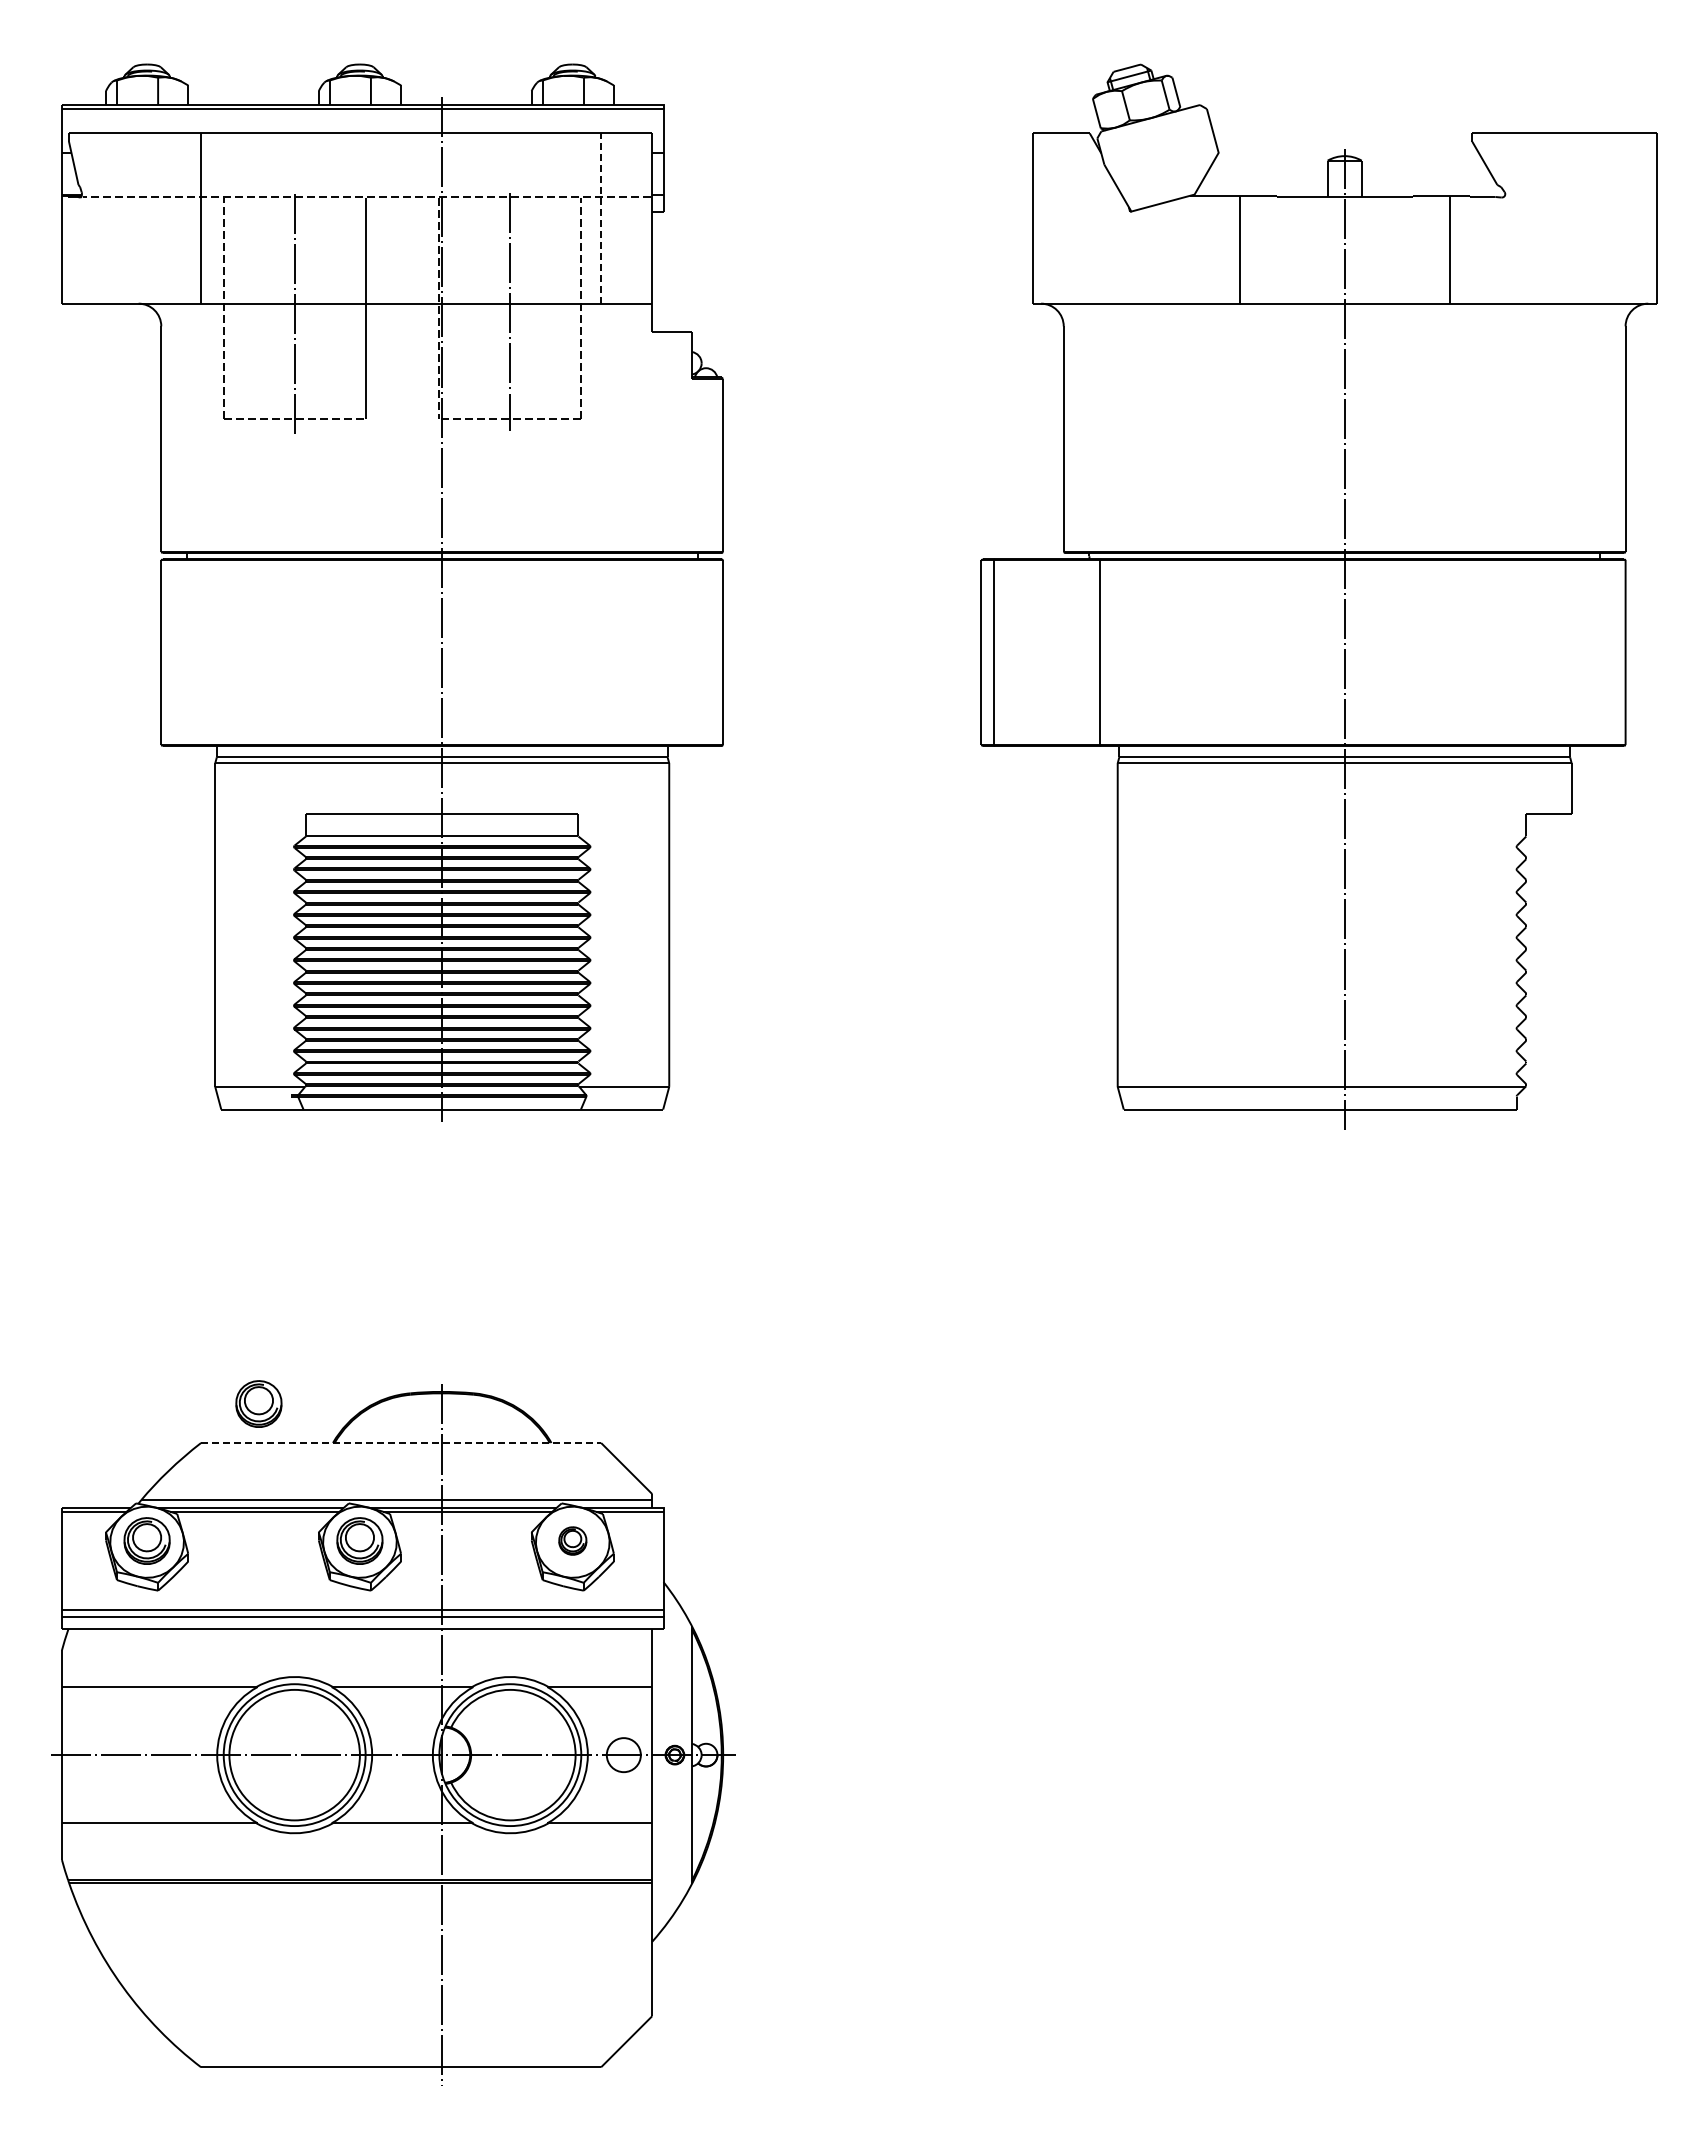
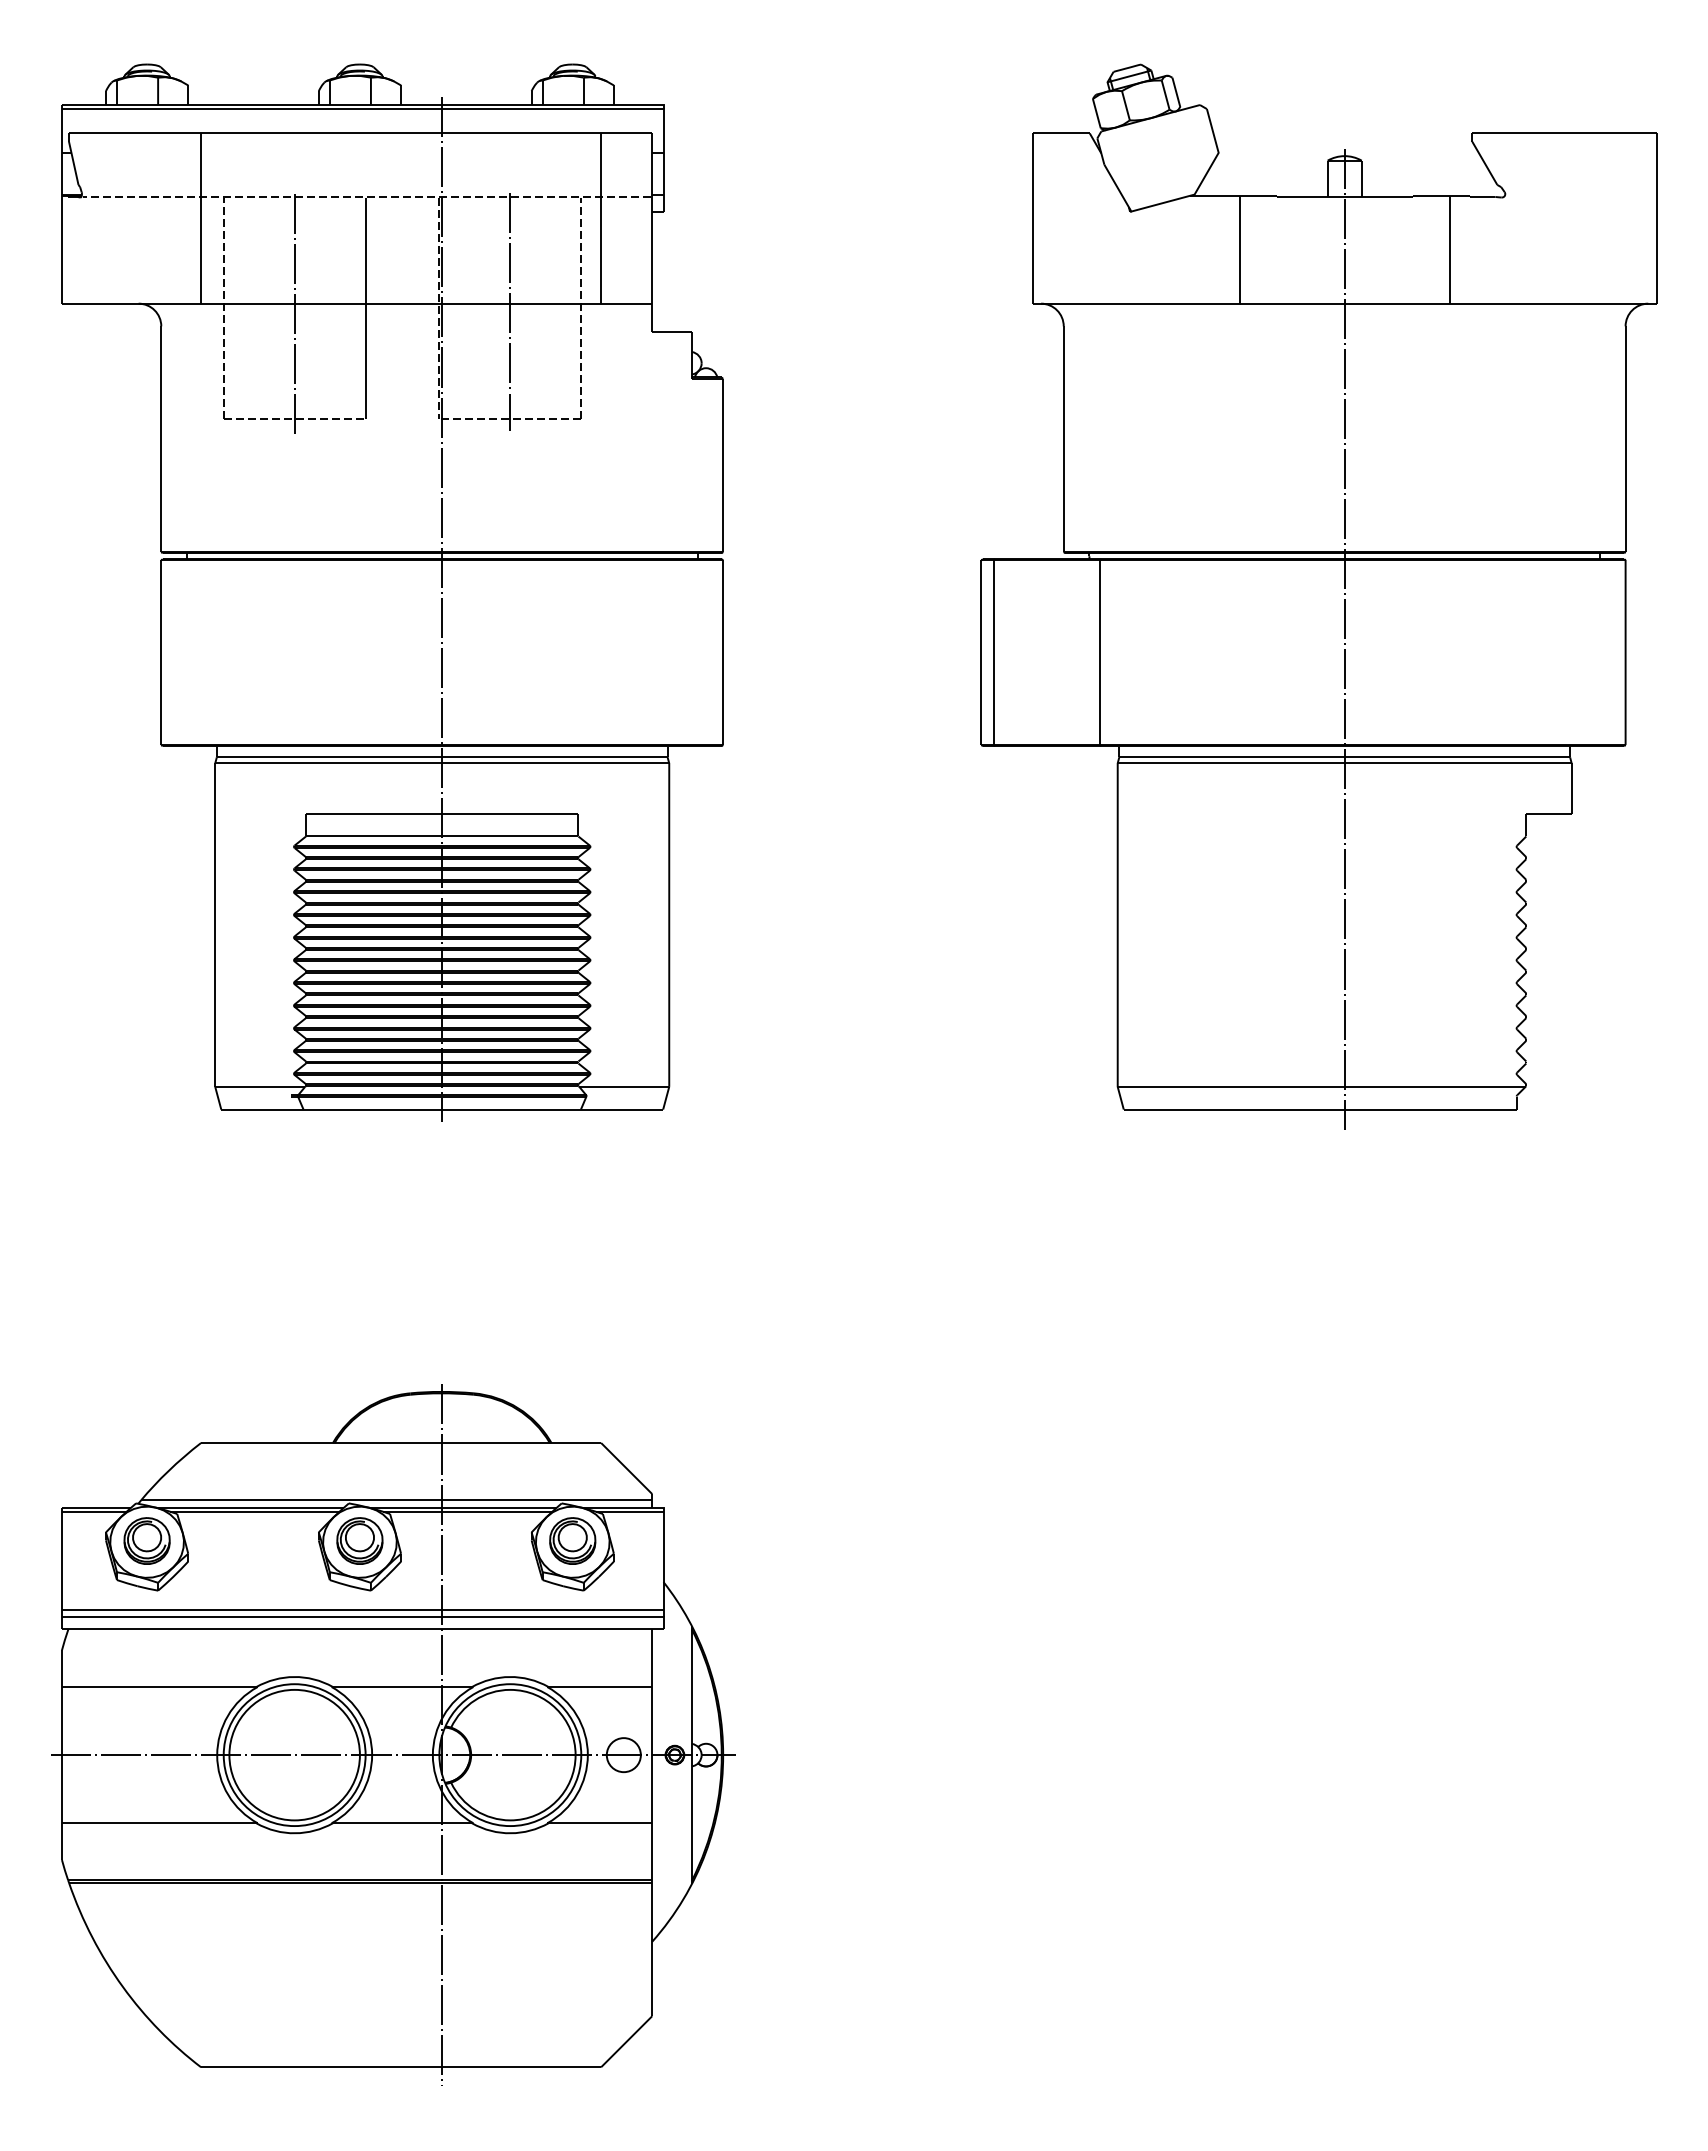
line: dashed -> solid (601, 218)
part: present -> none (258, 1403)
line: dashed -> solid (401, 1443)
part size: 30x30 px -> 48x48 px (572, 1540)
